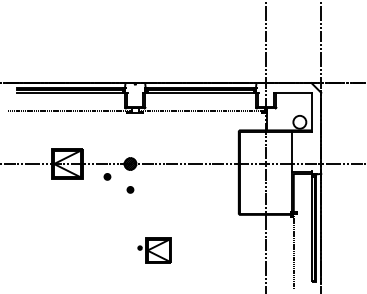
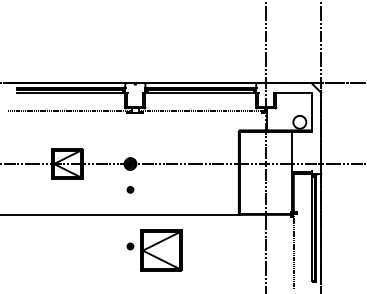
part: present -> none (107, 176)
line: none -> present (120, 214)
part size: 35x27 px -> 57x43 px (154, 250)
